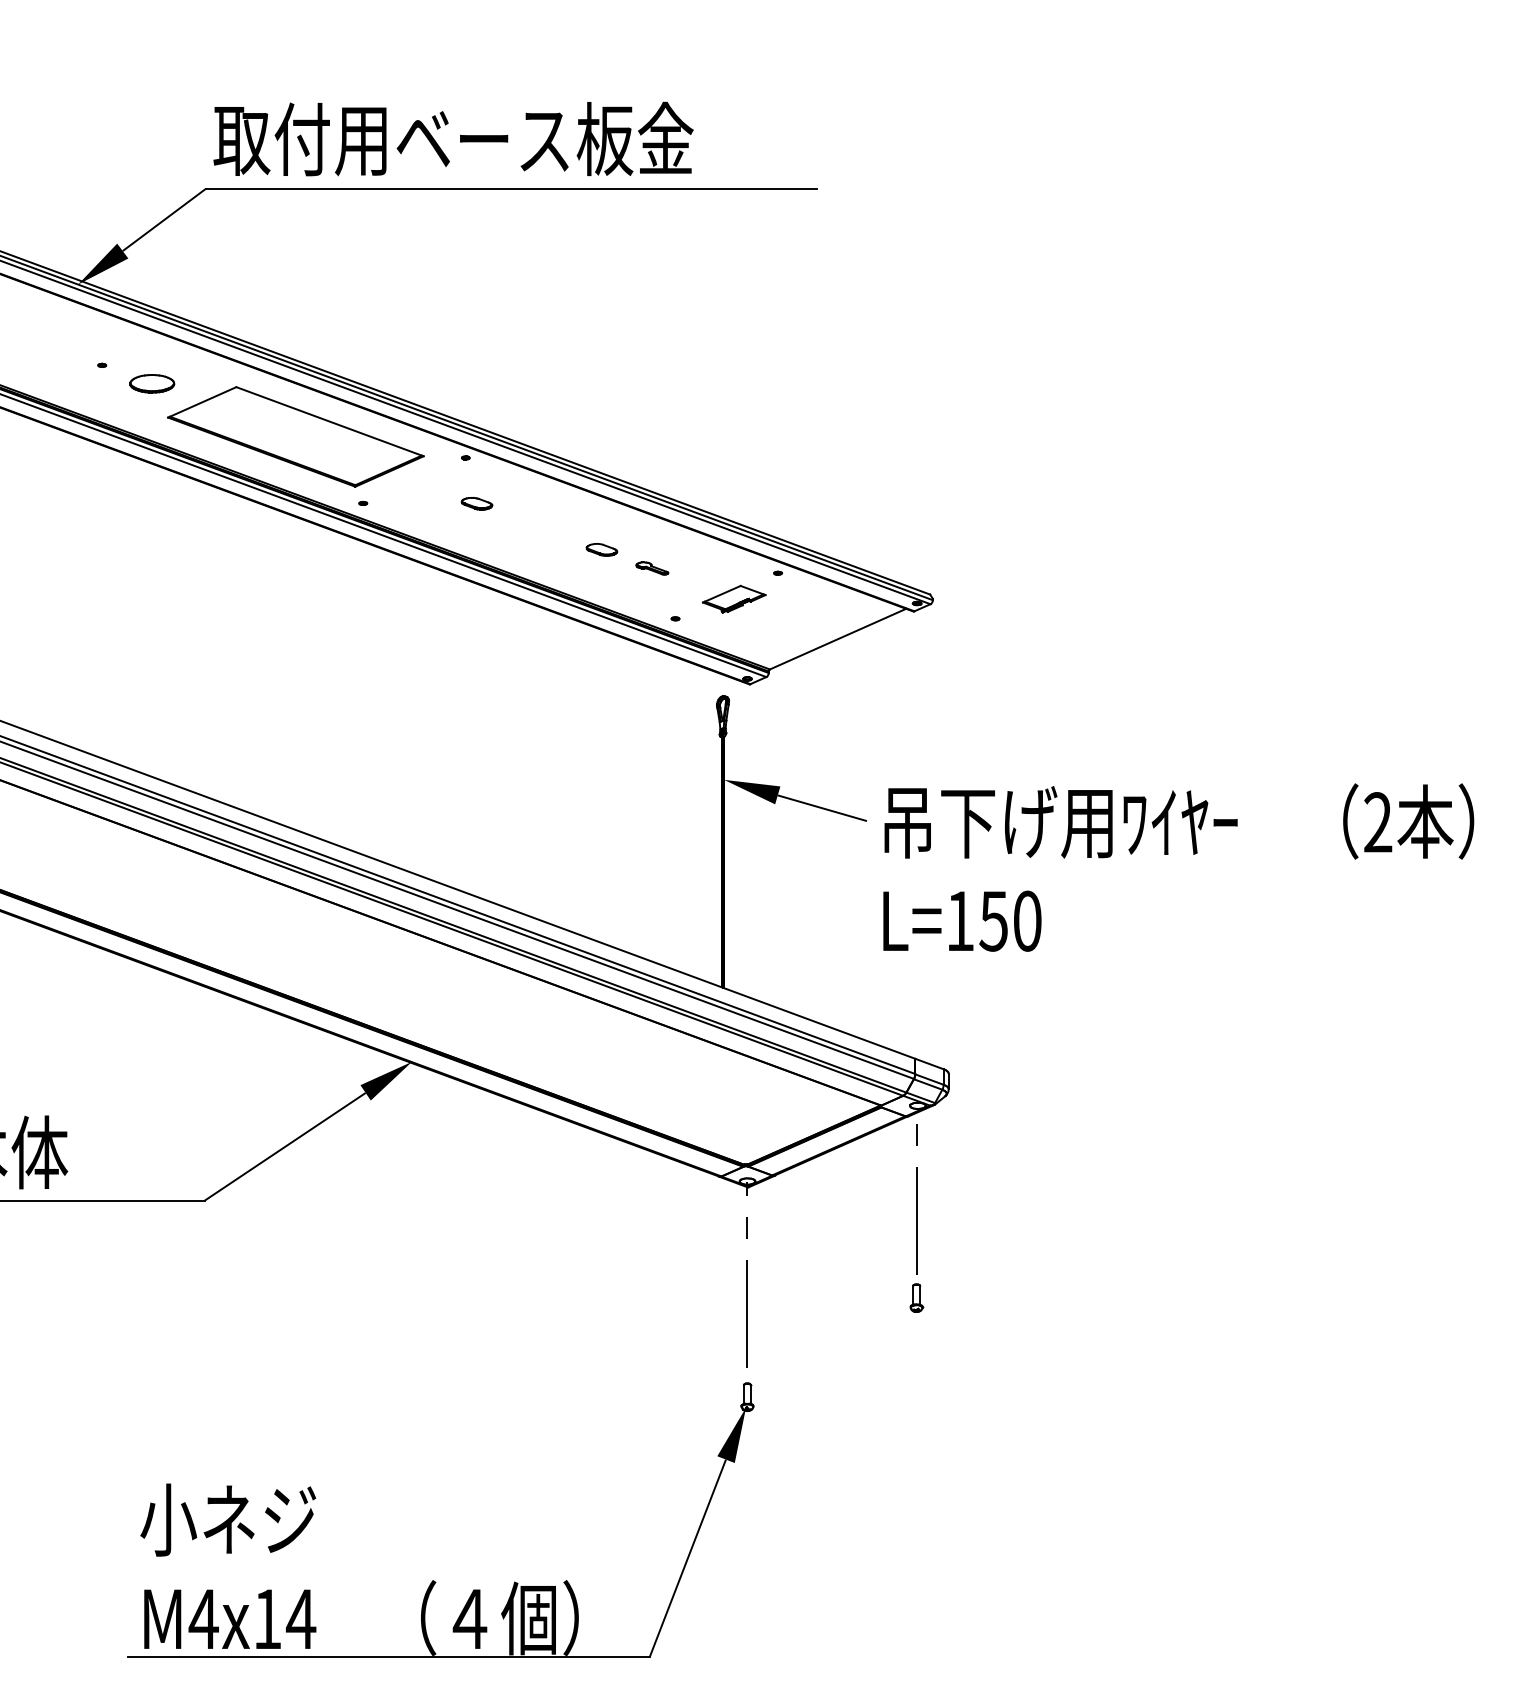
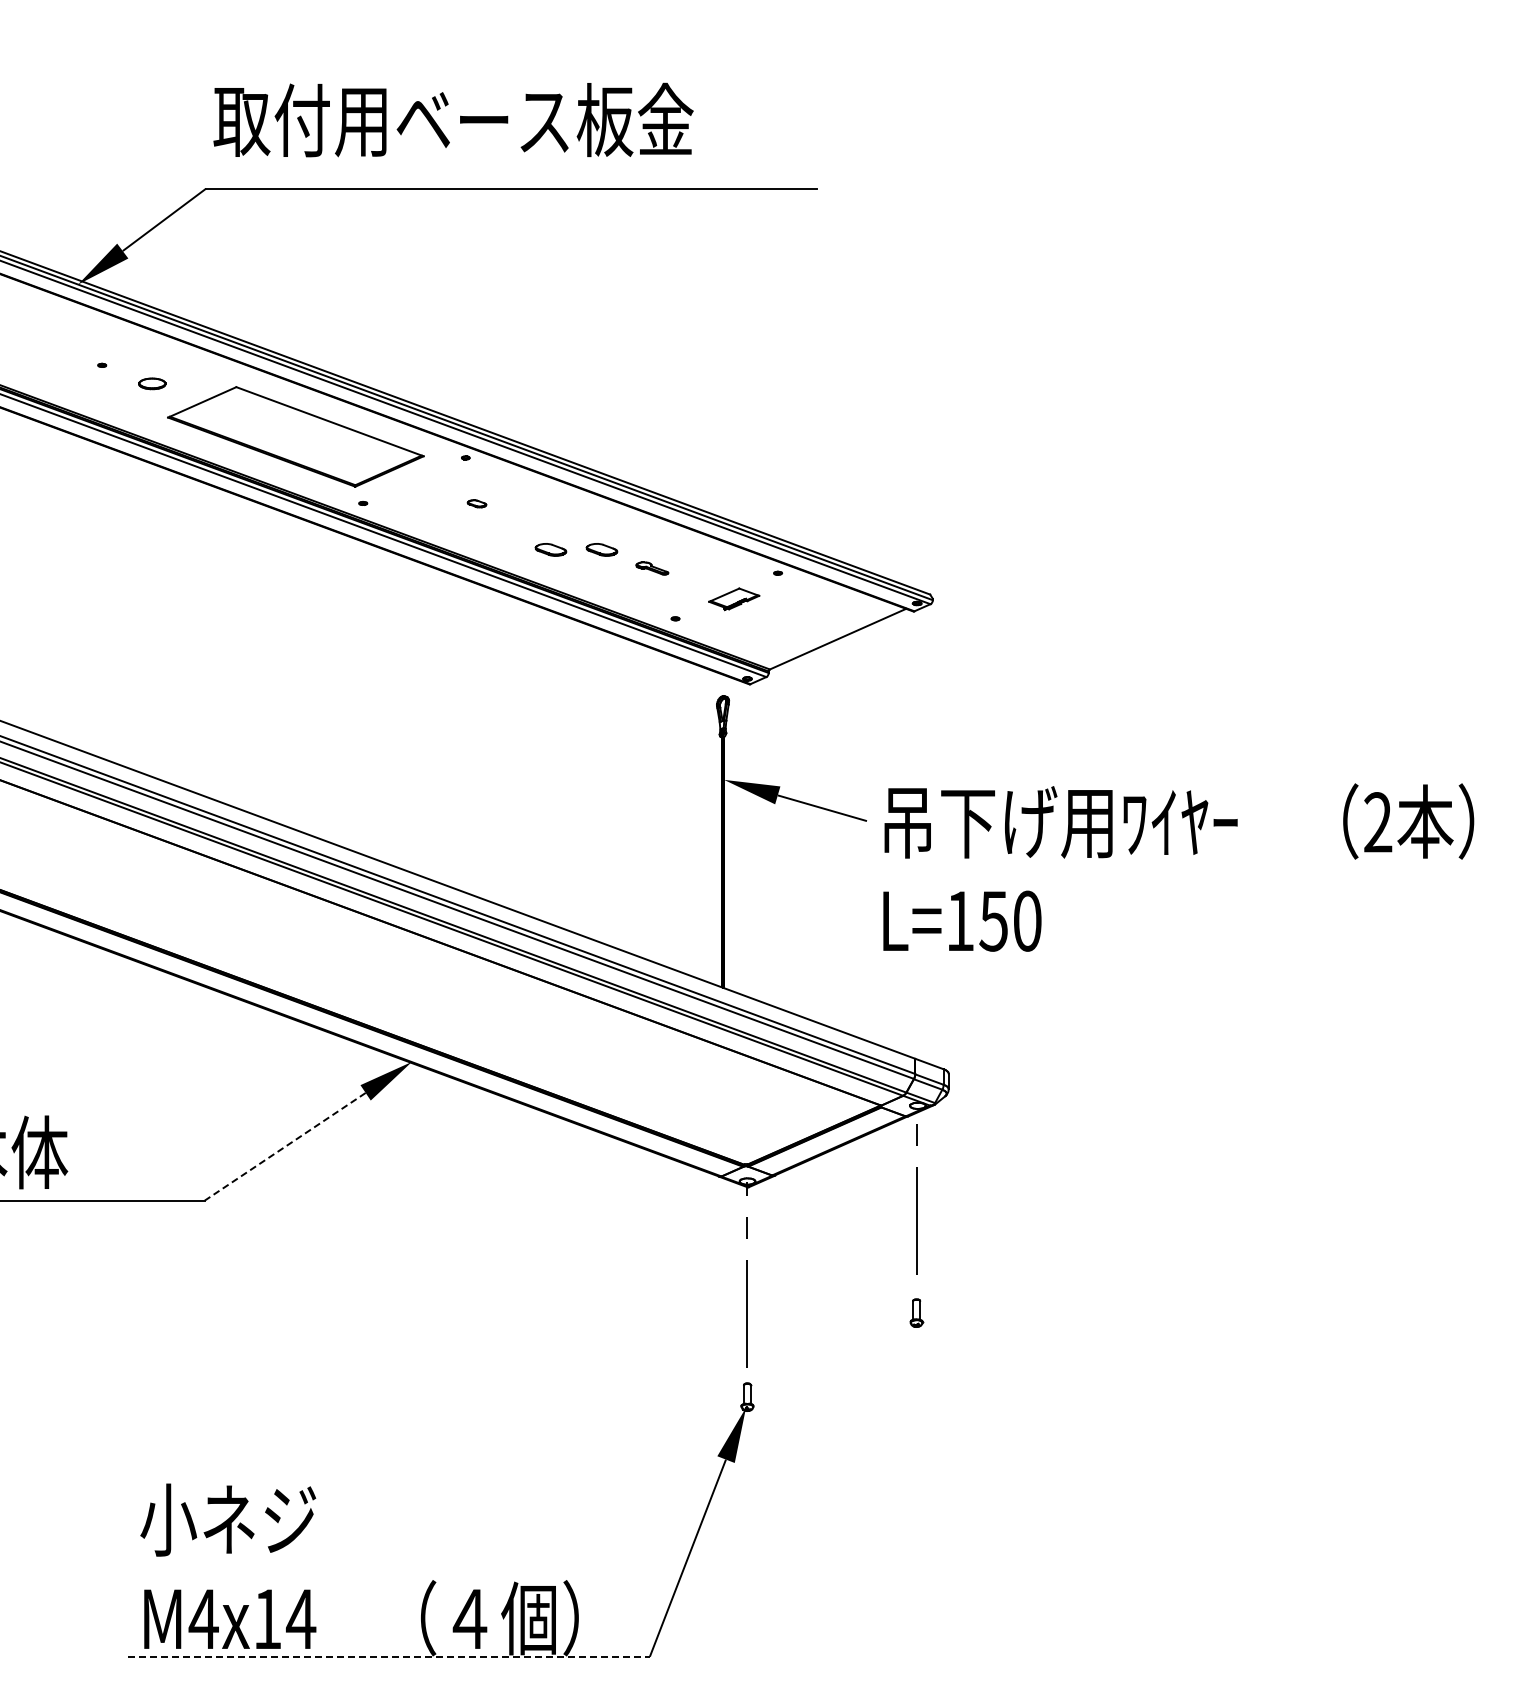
text position: (453, 138) -> (453, 119) (453, 119)
part size: 47x20 px -> 29x14 px (152, 383)
part size: 34x14 px -> 22x10 px (476, 503)
part: none -> present (550, 549)
part size: 66x30 px -> 53x25 px (734, 599)
line: solid -> dashed (285, 1146)
part position: (916, 1297) -> (916, 1312) (916, 1312)
line: solid -> dashed (389, 1656)
